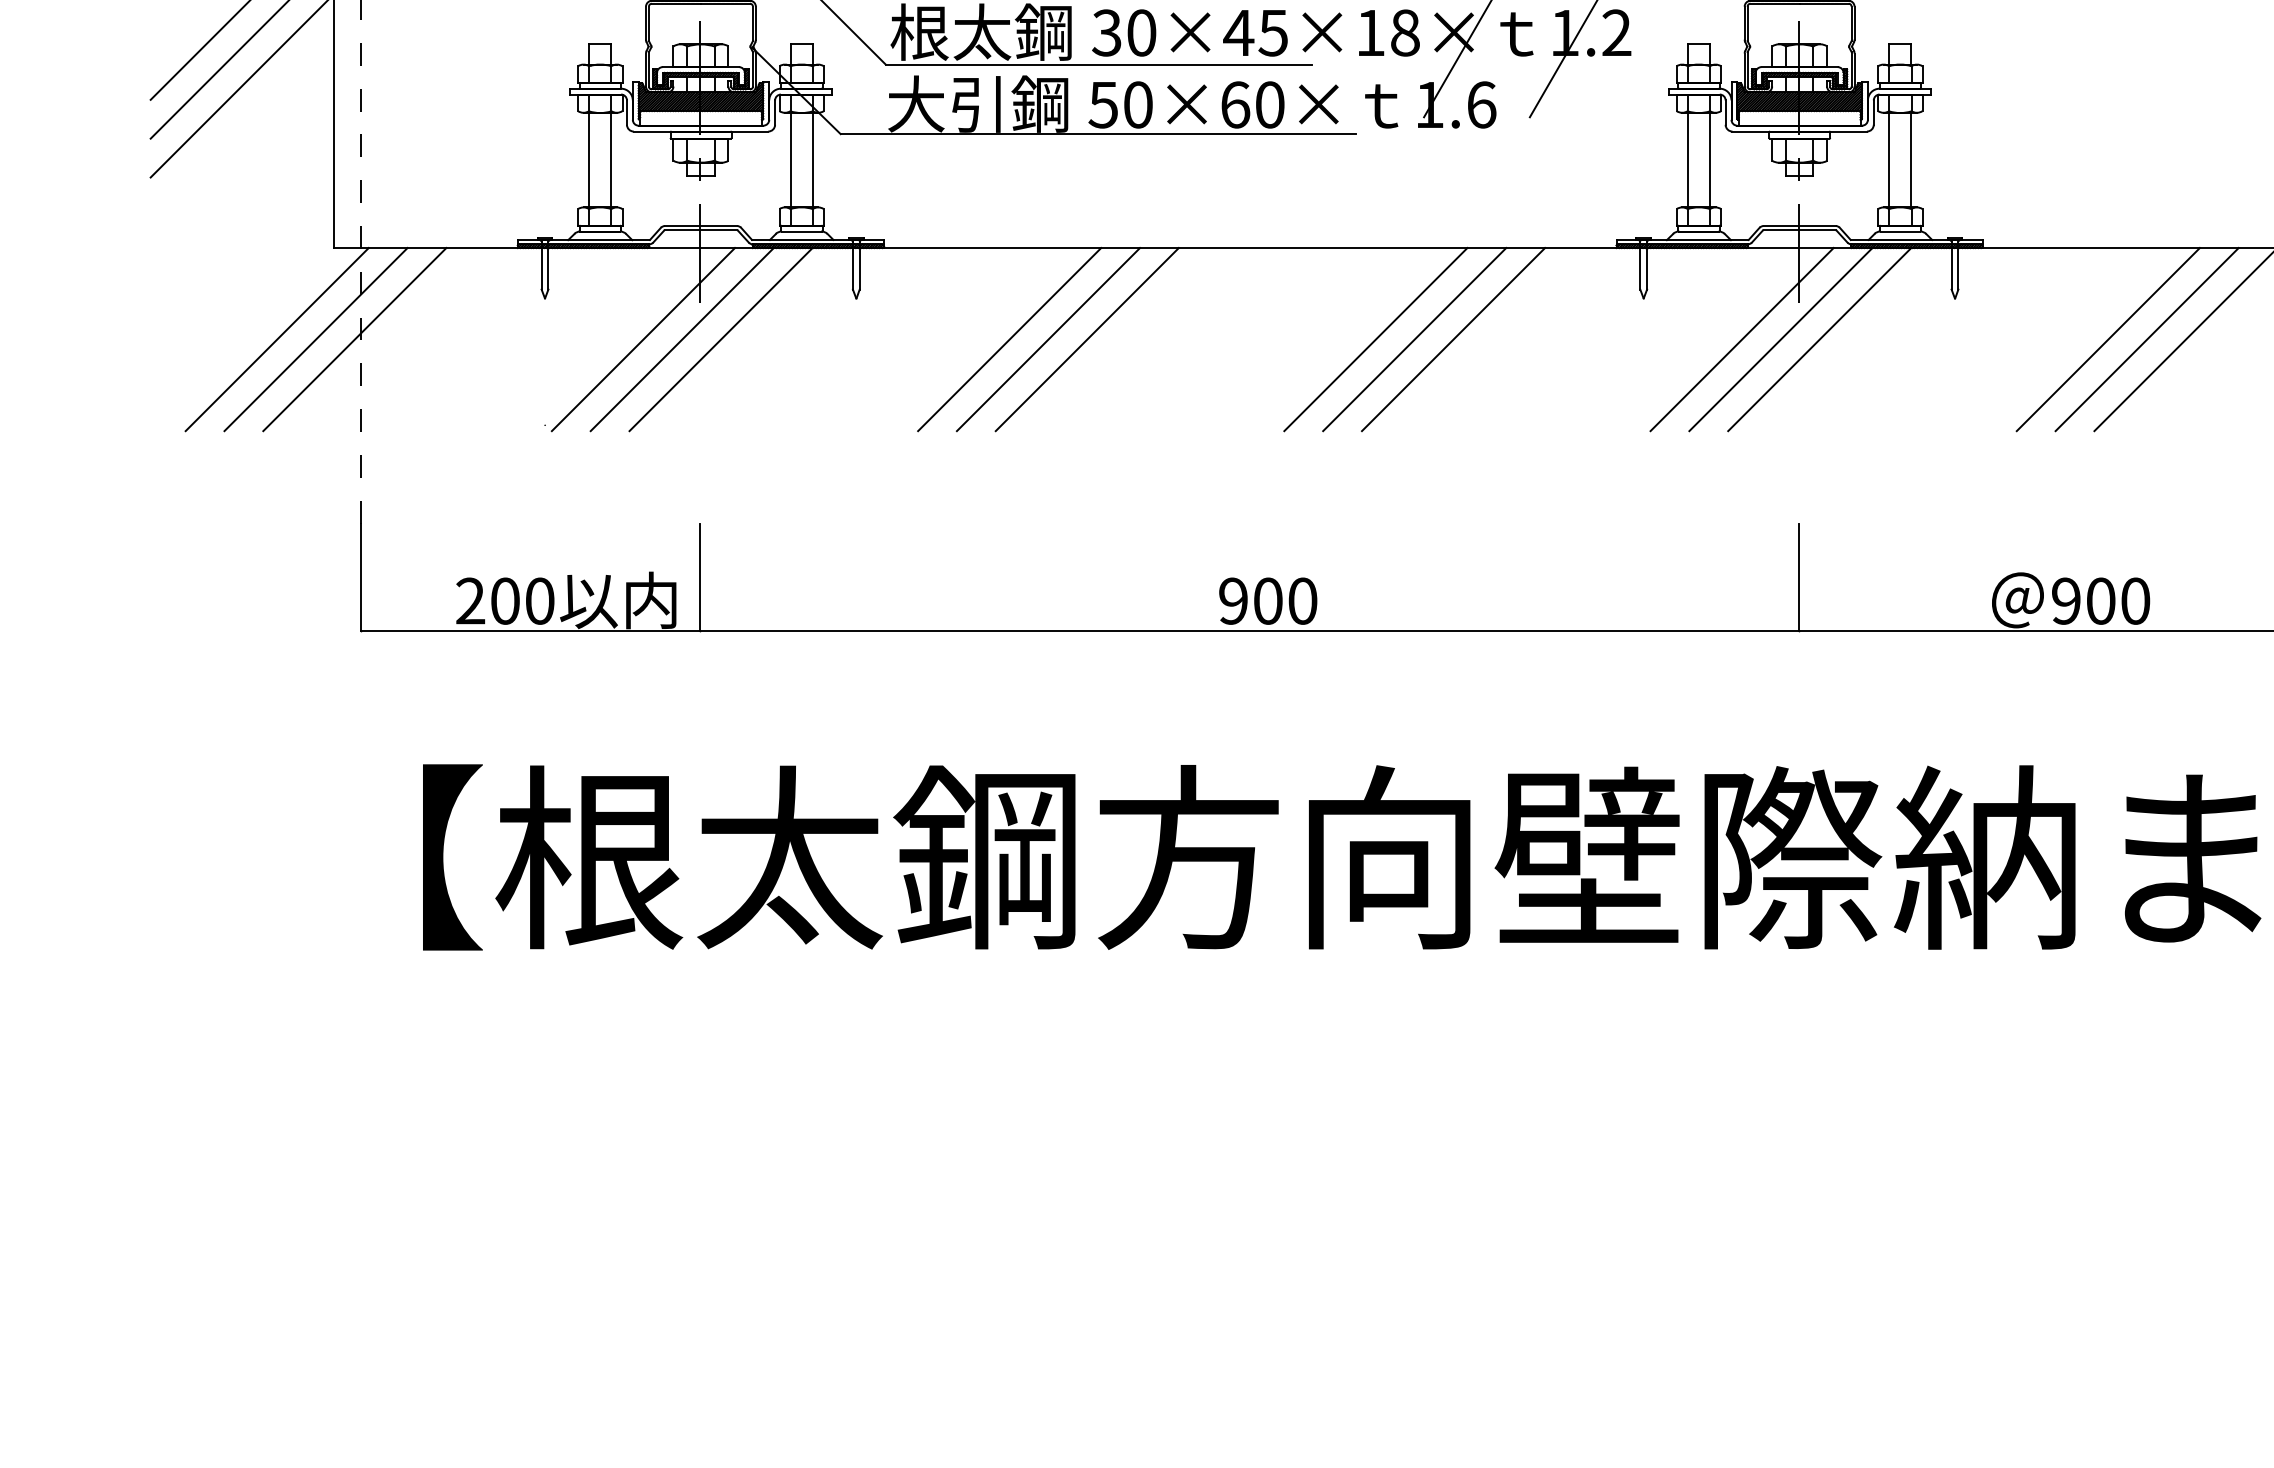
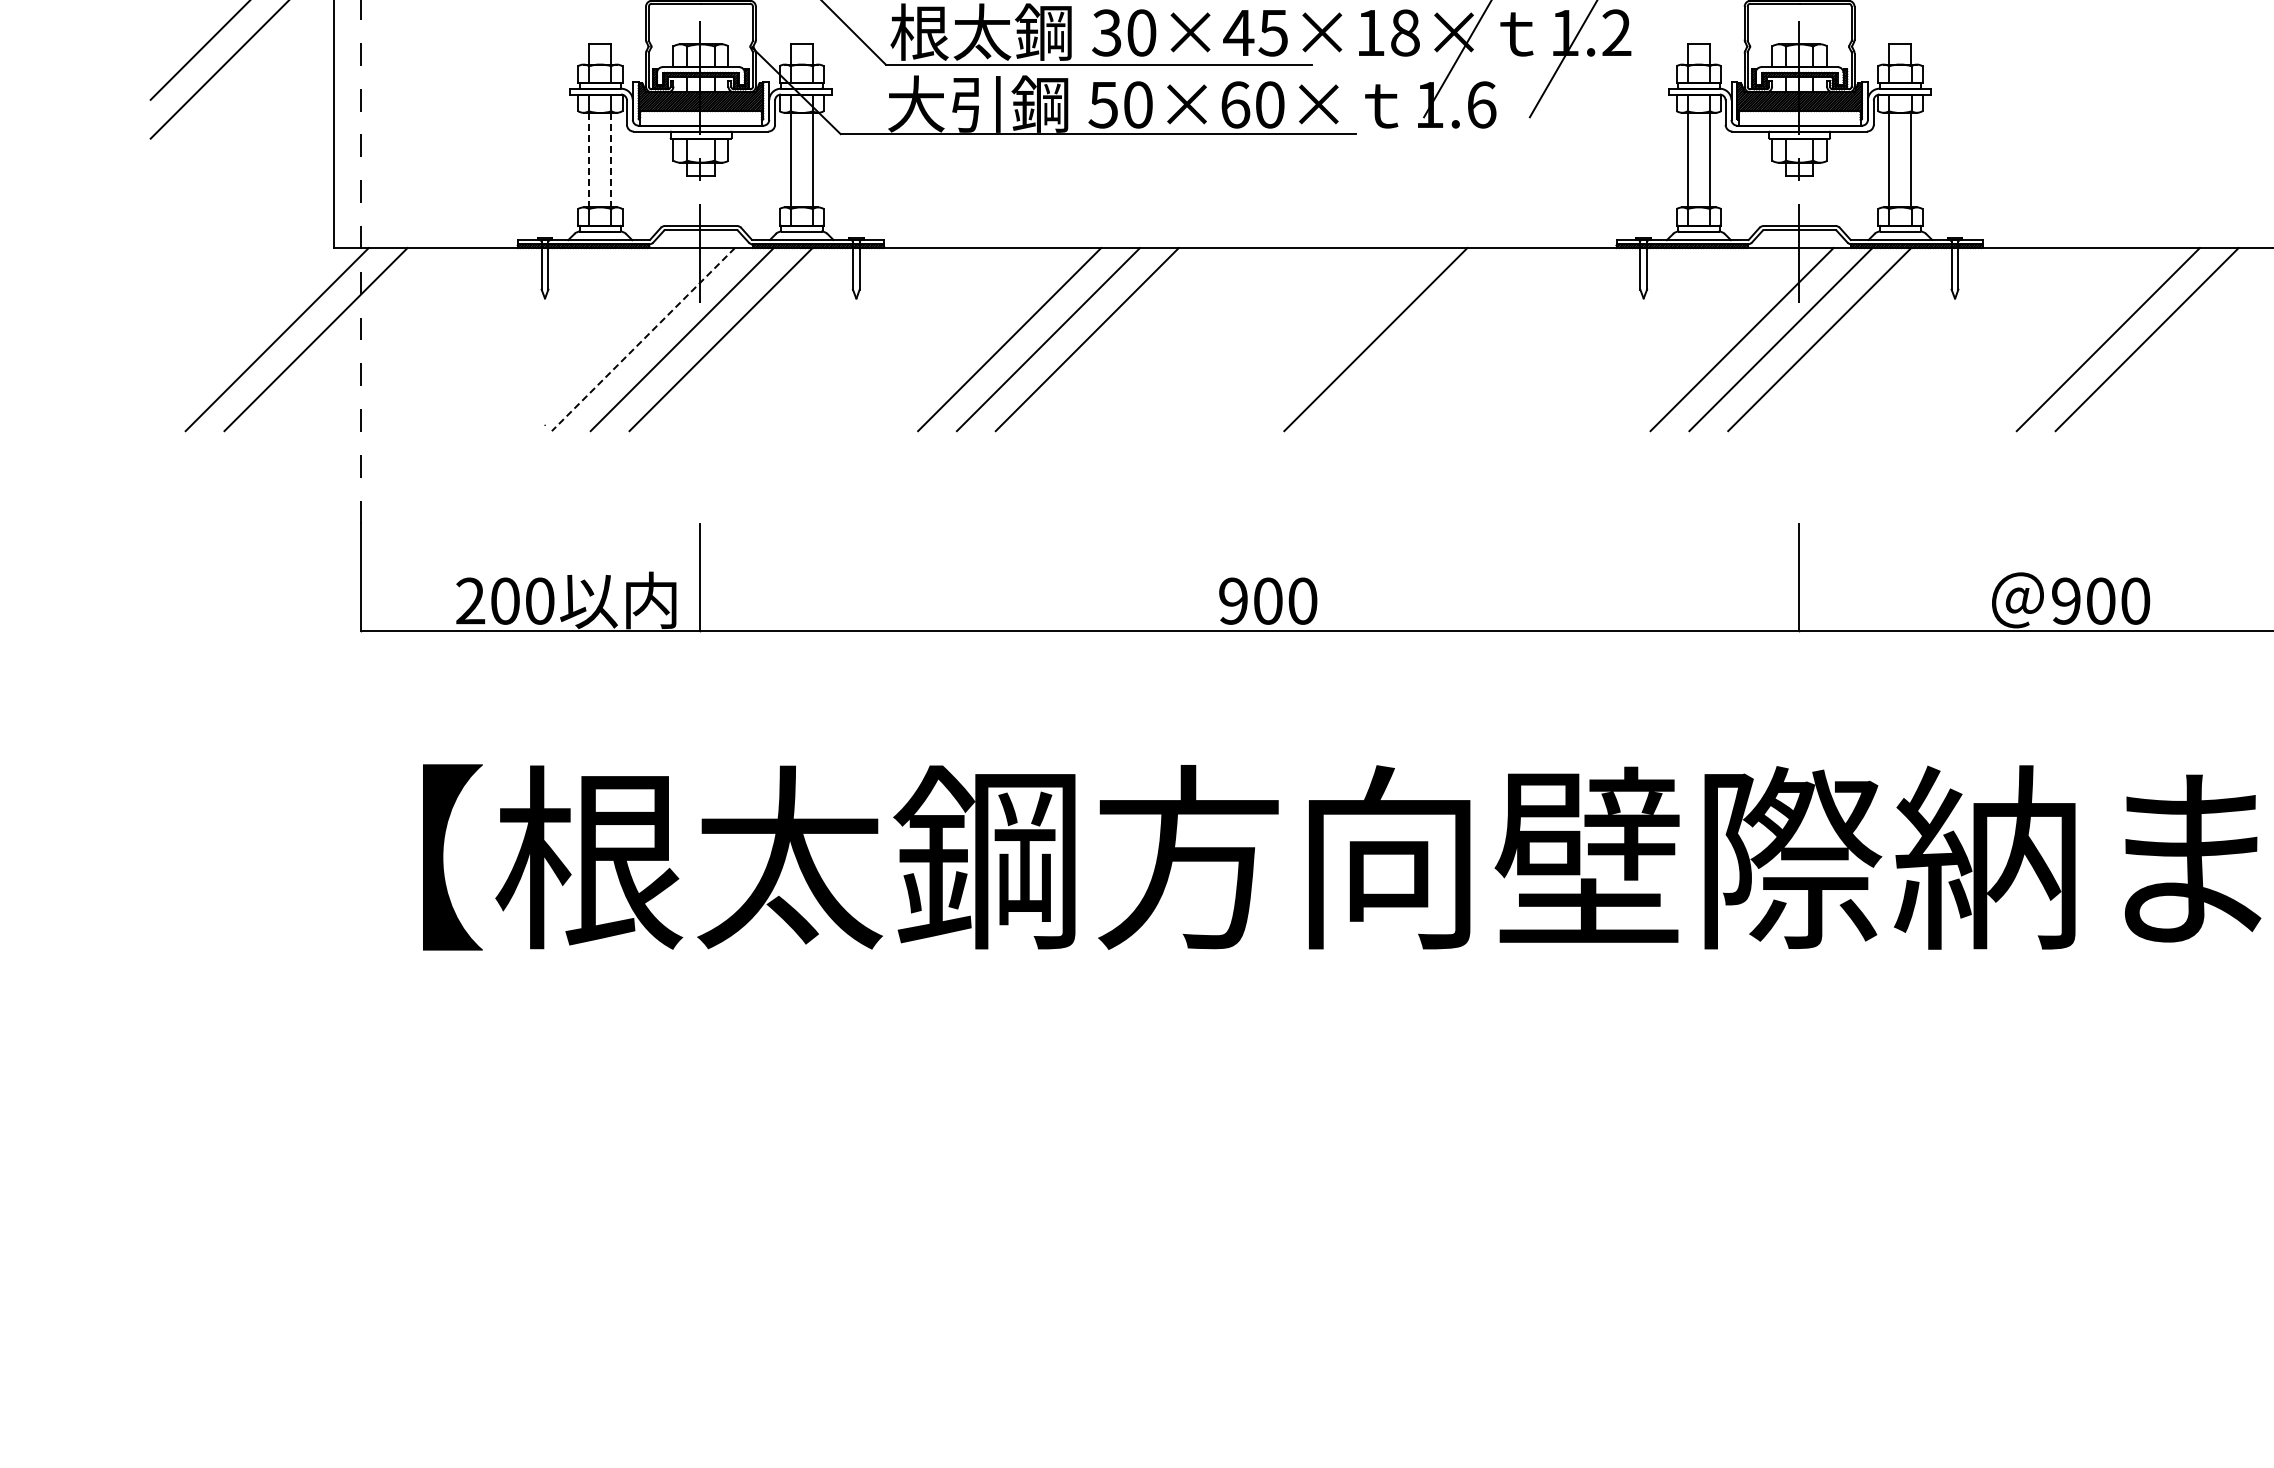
line: present -> none (238, 89)
line: solid -> dashed (589, 160)
line: solid -> dashed (611, 160)
line: present -> none (354, 339)
line: solid -> dashed (643, 339)
line: present -> none (1414, 339)
line: present -> none (1453, 339)
line: present -> none (2182, 343)
